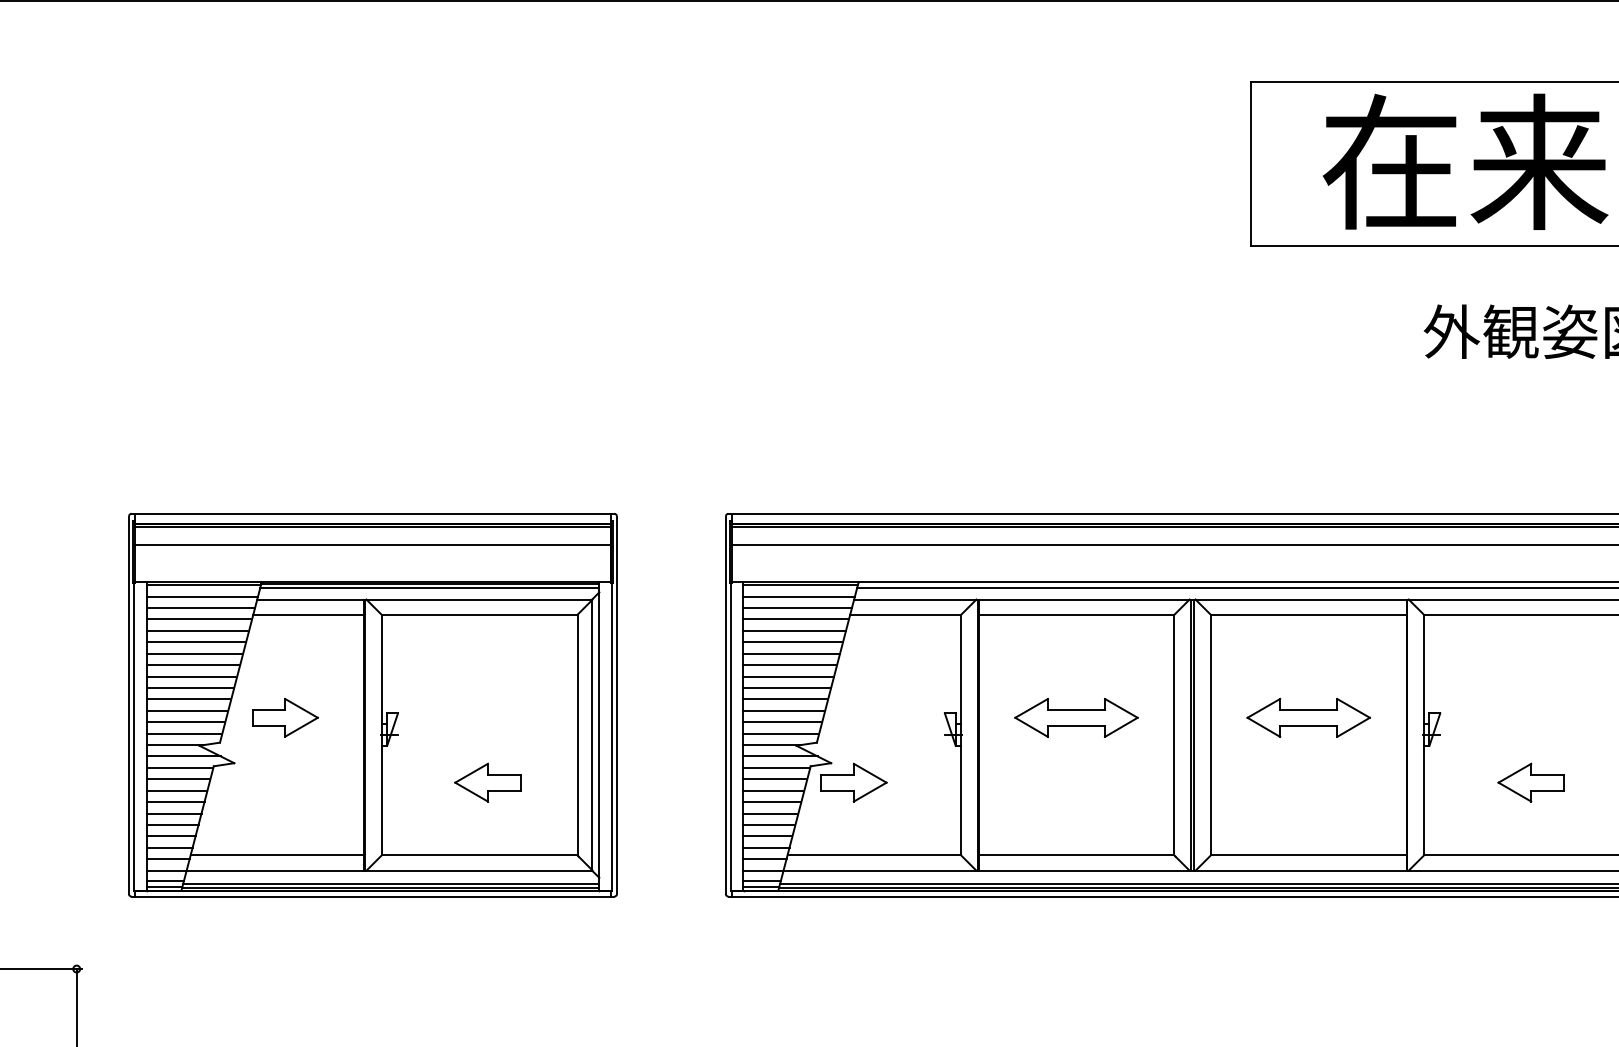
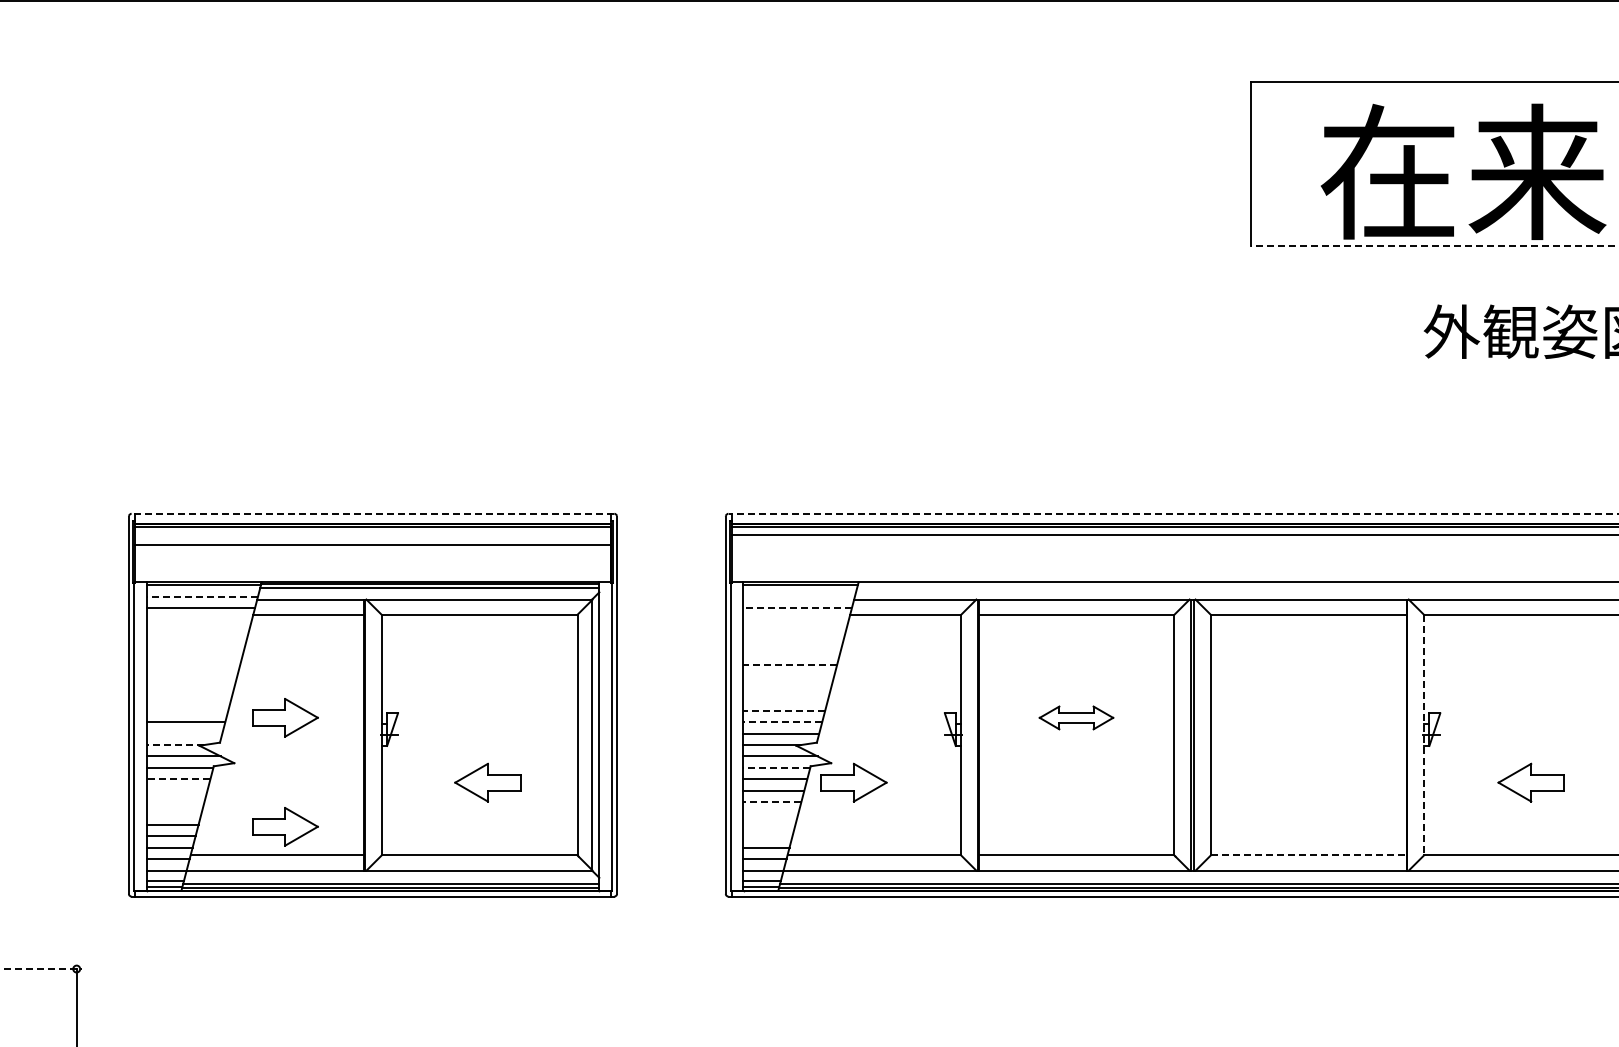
text position: (1465, 161) -> (1463, 171) (1463, 171)
line: solid -> dashed (1434, 245)
line: solid -> dashed (372, 513)
line: solid -> dashed (1173, 513)
line position: (1173, 544) -> (1173, 534) (1173, 534)
line: present -> none (1236, 587)
line: solid -> dashed (202, 596)
line: present -> none (798, 596)
line: solid -> dashed (797, 607)
line: present -> none (199, 619)
line: present -> none (795, 619)
line: present -> none (197, 630)
line: present -> none (794, 630)
line: present -> none (196, 642)
line: present -> none (793, 642)
line: present -> none (194, 653)
line: present -> none (791, 653)
line: present -> none (193, 665)
line: solid -> dashed (790, 665)
line: present -> none (191, 676)
line: present -> none (788, 676)
line: present -> none (190, 687)
line: present -> none (787, 687)
line: present -> none (188, 699)
line: present -> none (785, 699)
line: present -> none (187, 710)
line: solid -> dashed (784, 710)
part size: 125x40 px -> 77x26 px (1076, 717)
part: present -> none (1308, 717)
line: solid -> dashed (782, 722)
line: present -> none (184, 733)
line: solid -> dashed (1424, 735)
line: solid -> dashed (175, 745)
line: solid -> dashed (776, 767)
line: solid -> dashed (178, 779)
line: present -> none (176, 790)
line: present -> none (175, 802)
line: solid -> dashed (772, 802)
line: present -> none (173, 813)
line: present -> none (770, 813)
line: present -> none (769, 824)
part: none -> present (285, 826)
line: present -> none (767, 836)
line: solid -> dashed (1308, 855)
line: solid -> dashed (41, 969)
